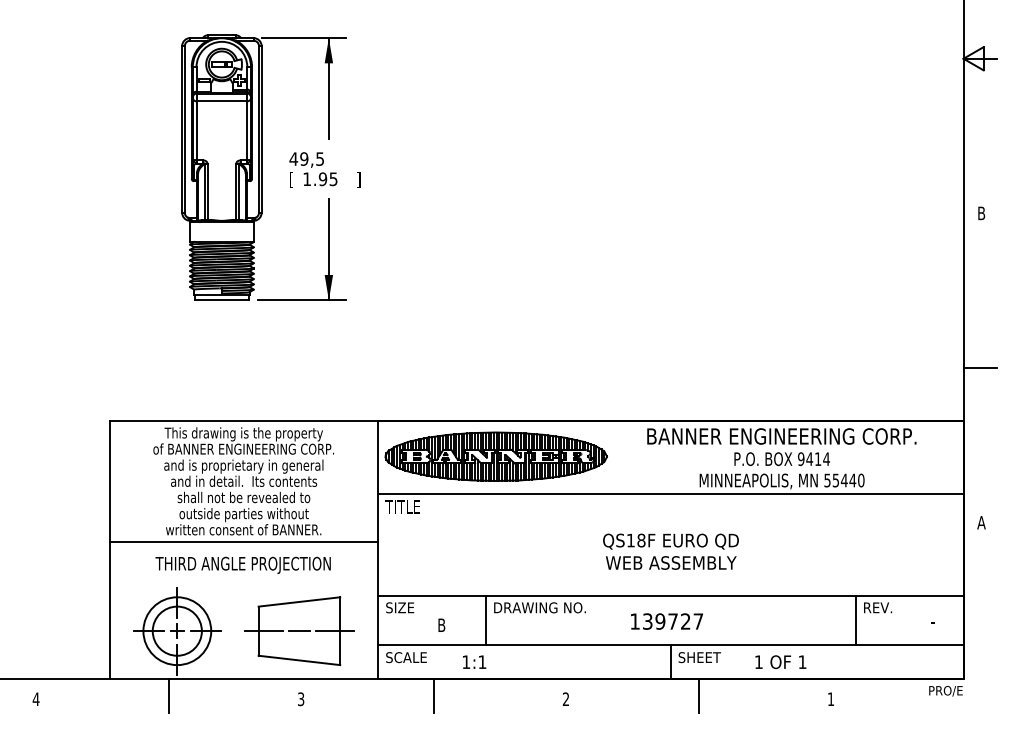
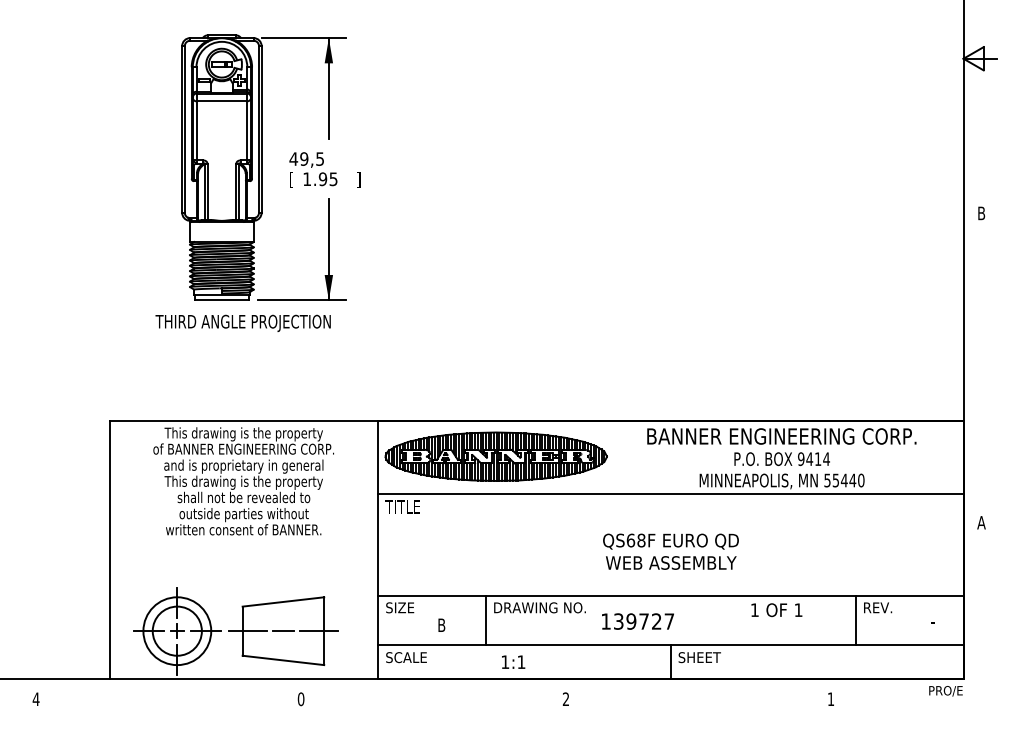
line: present -> none (980, 368)
text: and in detail.  Its contents -> This drawing is the property (243, 482)
text: QS18F -> QS68F (630, 540)
line: present -> none (243, 541)
text position: (242, 564) -> (242, 322) (242, 322)
text position: (666, 621) -> (637, 621) (637, 621)
part position: (299, 630) -> (283, 630) (283, 630)
text position: (474, 661) -> (513, 661) (513, 661)
text position: (780, 662) -> (776, 610) (776, 610)
line: present -> none (168, 695)
line: present -> none (433, 695)
line: present -> none (698, 695)
text: 3 -> 0 (300, 699)
